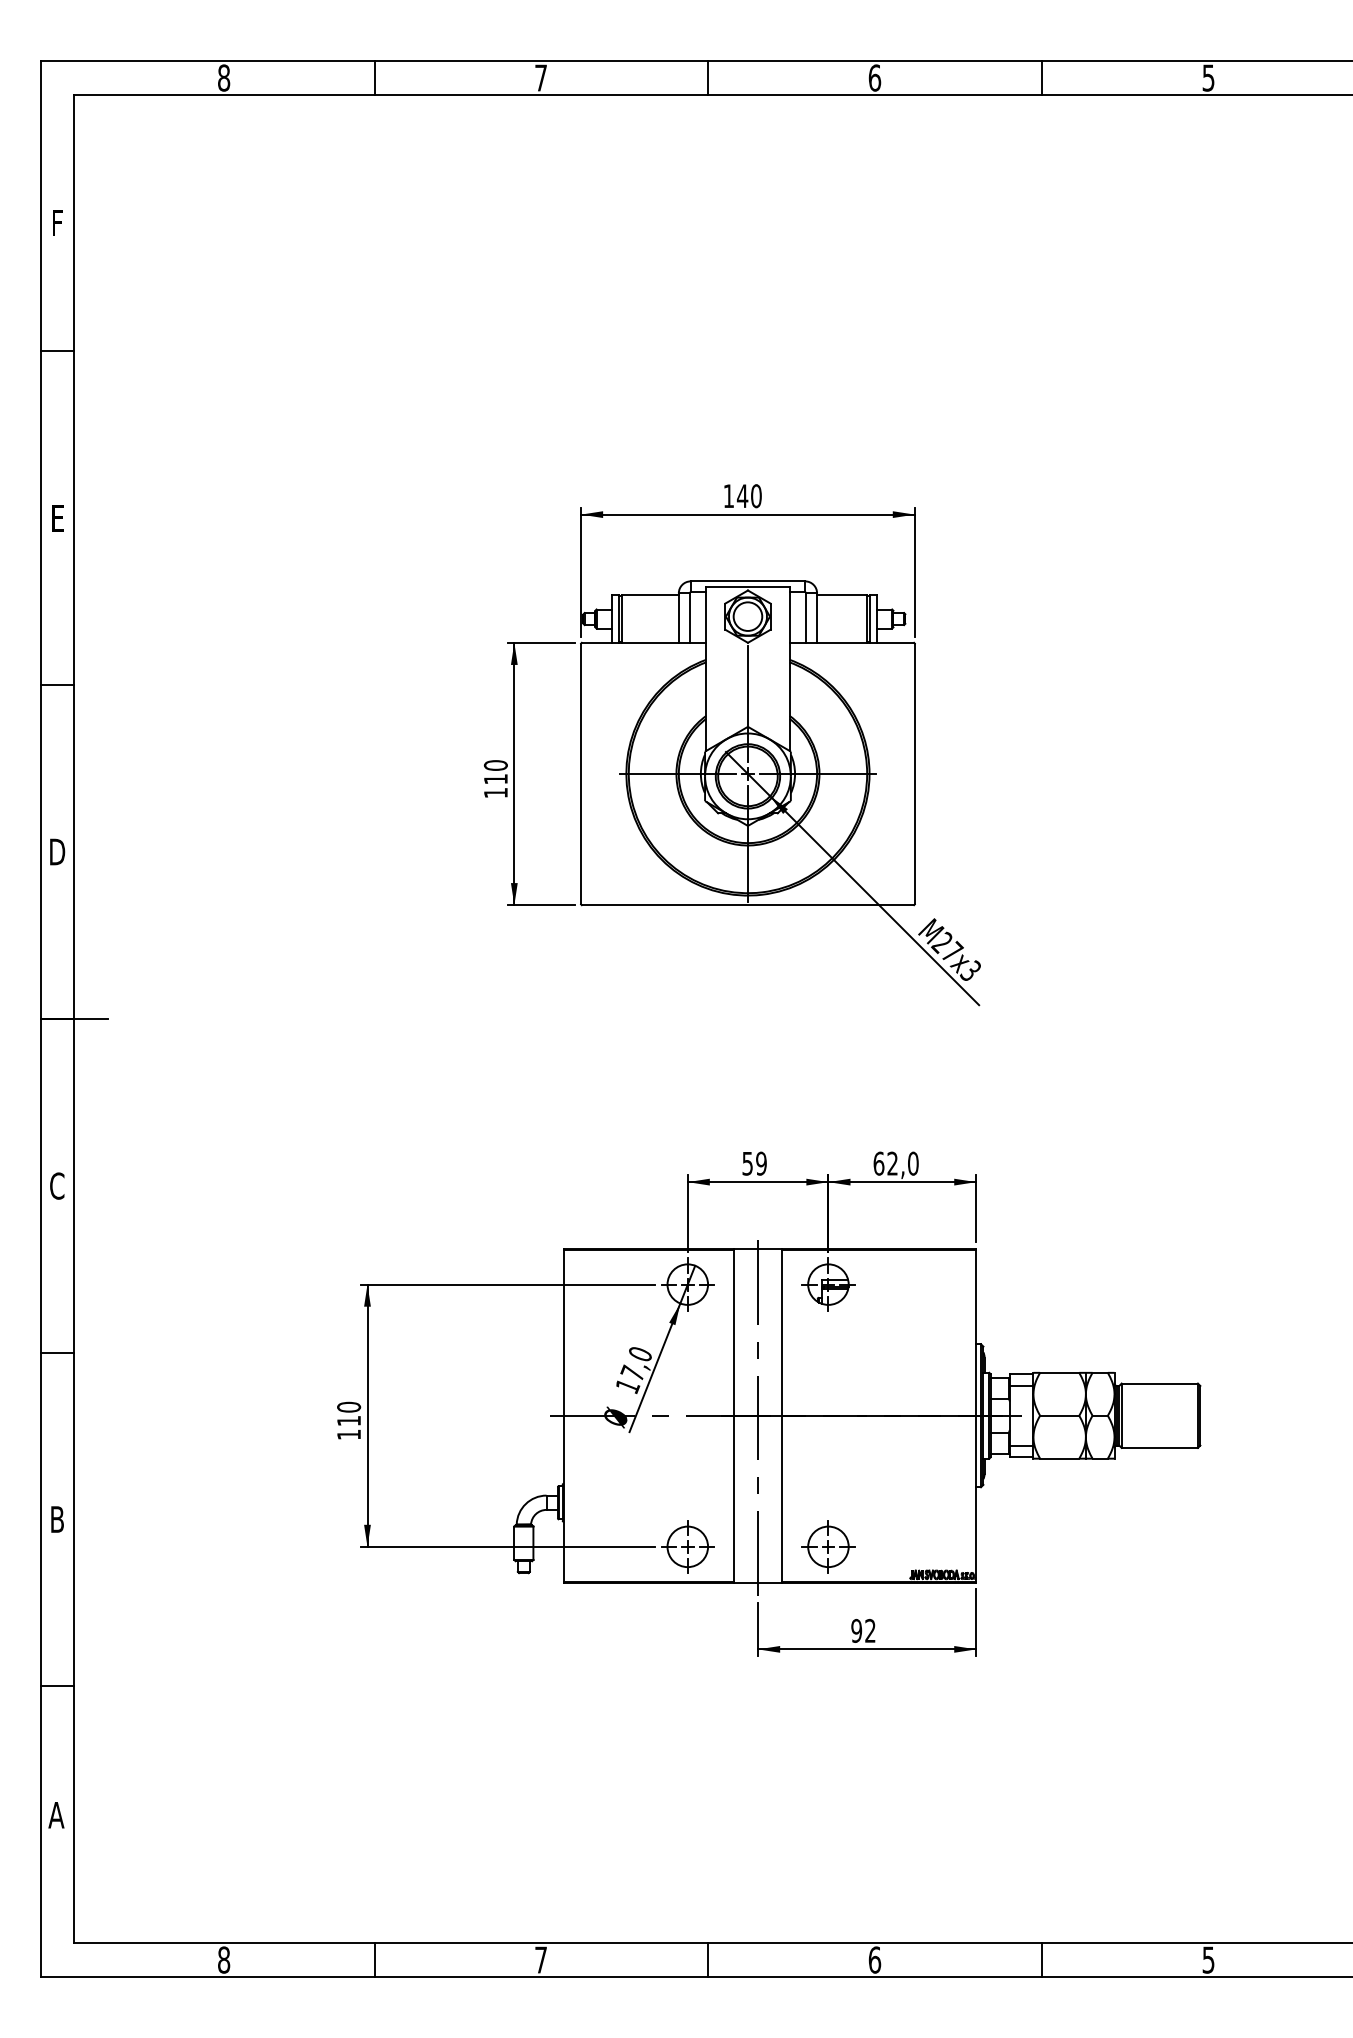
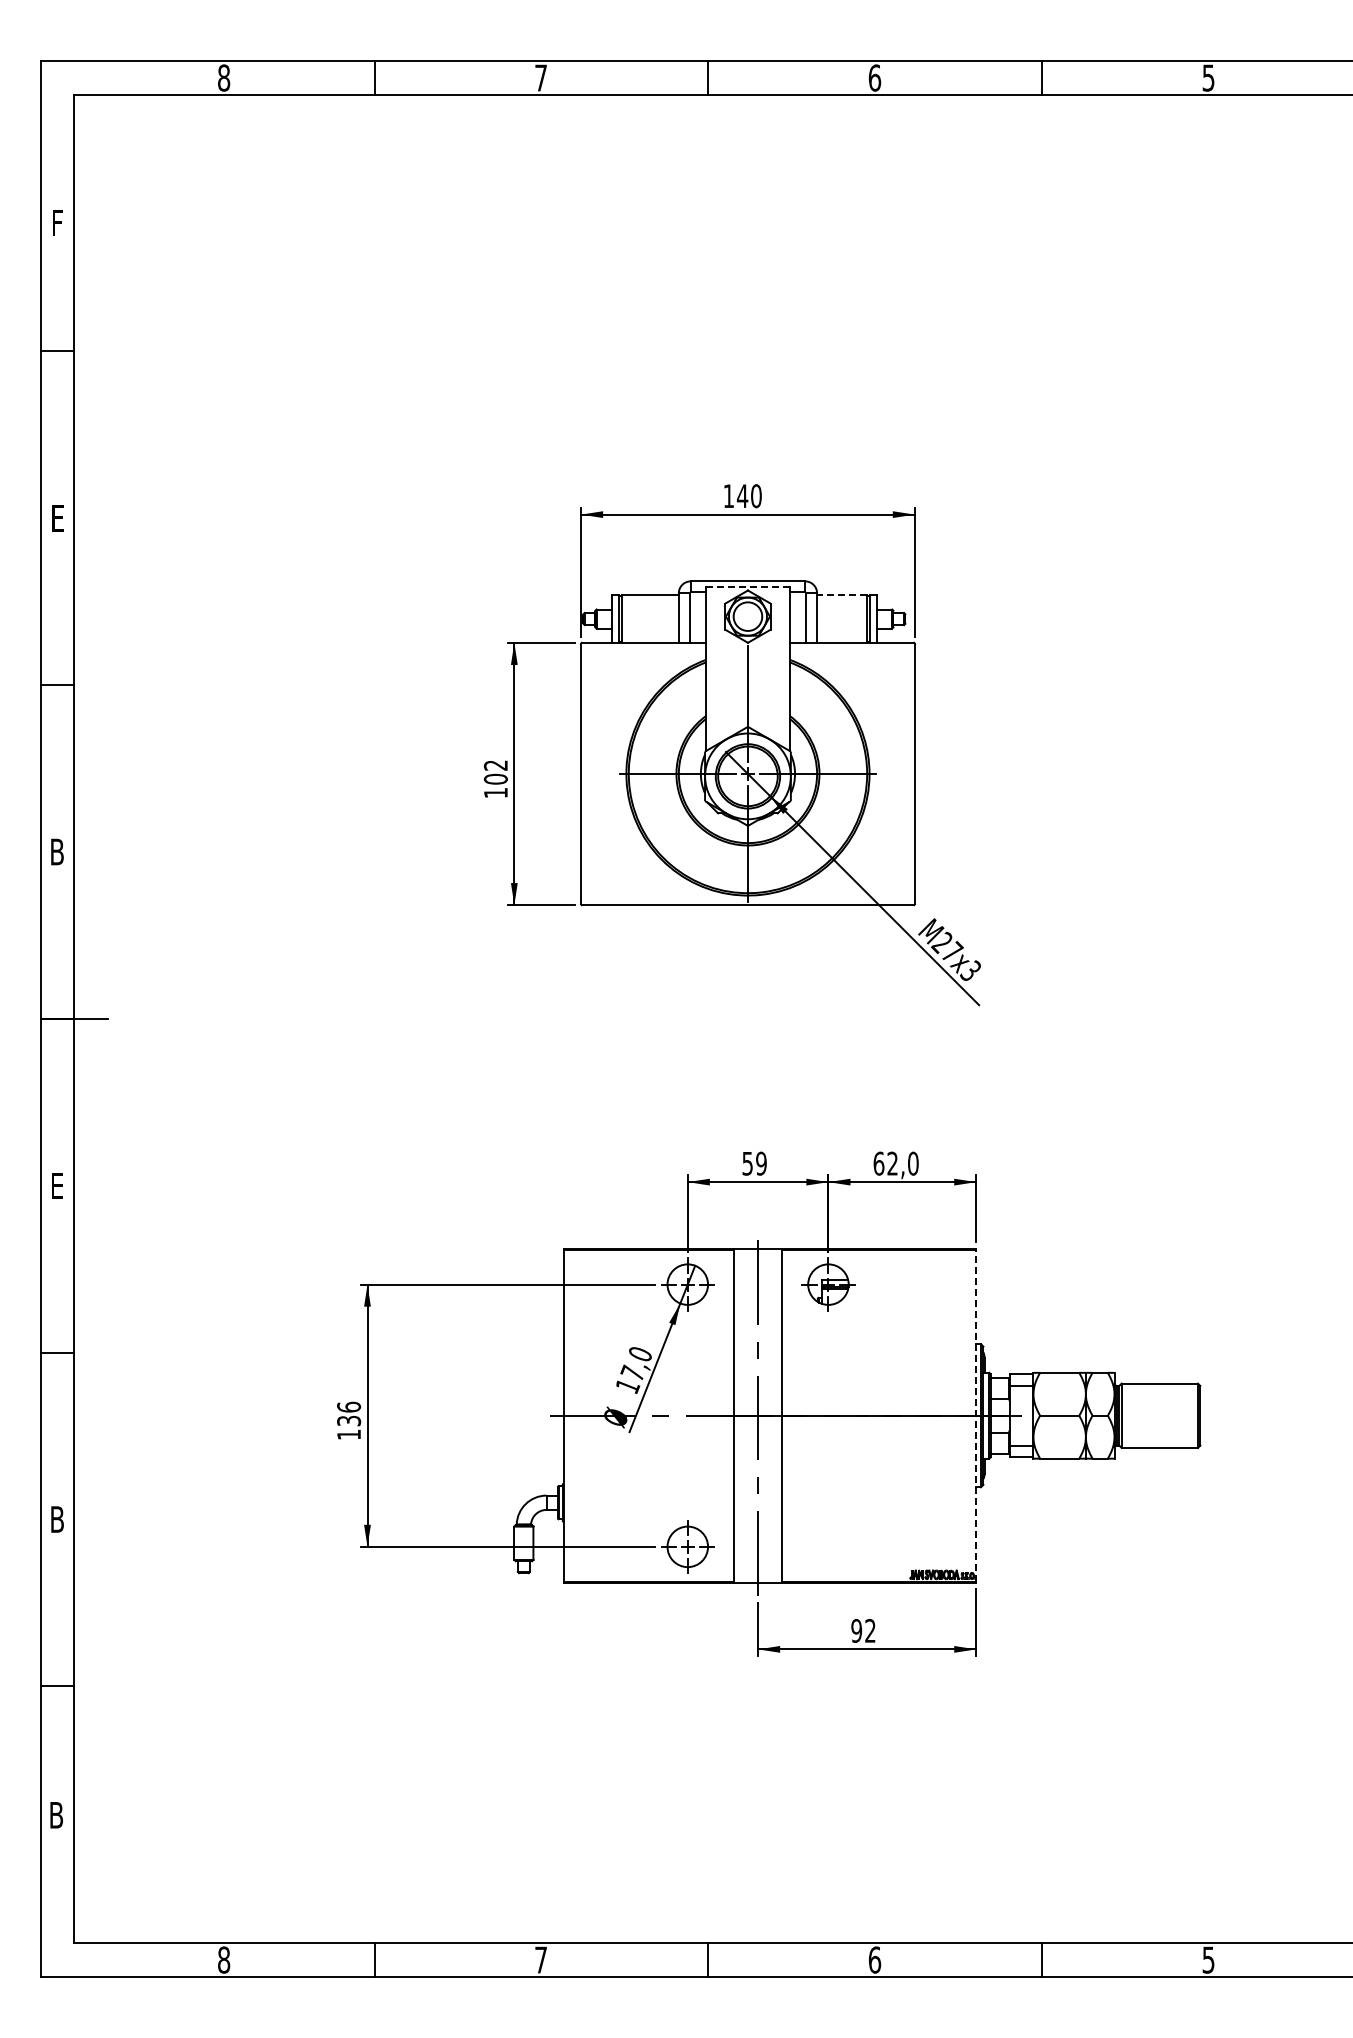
line: solid -> dashed (747, 586)
line: solid -> dashed (841, 595)
text: 110 -> 102 (495, 772)
text: D -> B (57, 851)
text: C -> E (57, 1185)
text: 110 -> 136 (349, 1413)
line: solid -> dashed (976, 1415)
part: present -> none (828, 1546)
text: A -> B (56, 1815)
